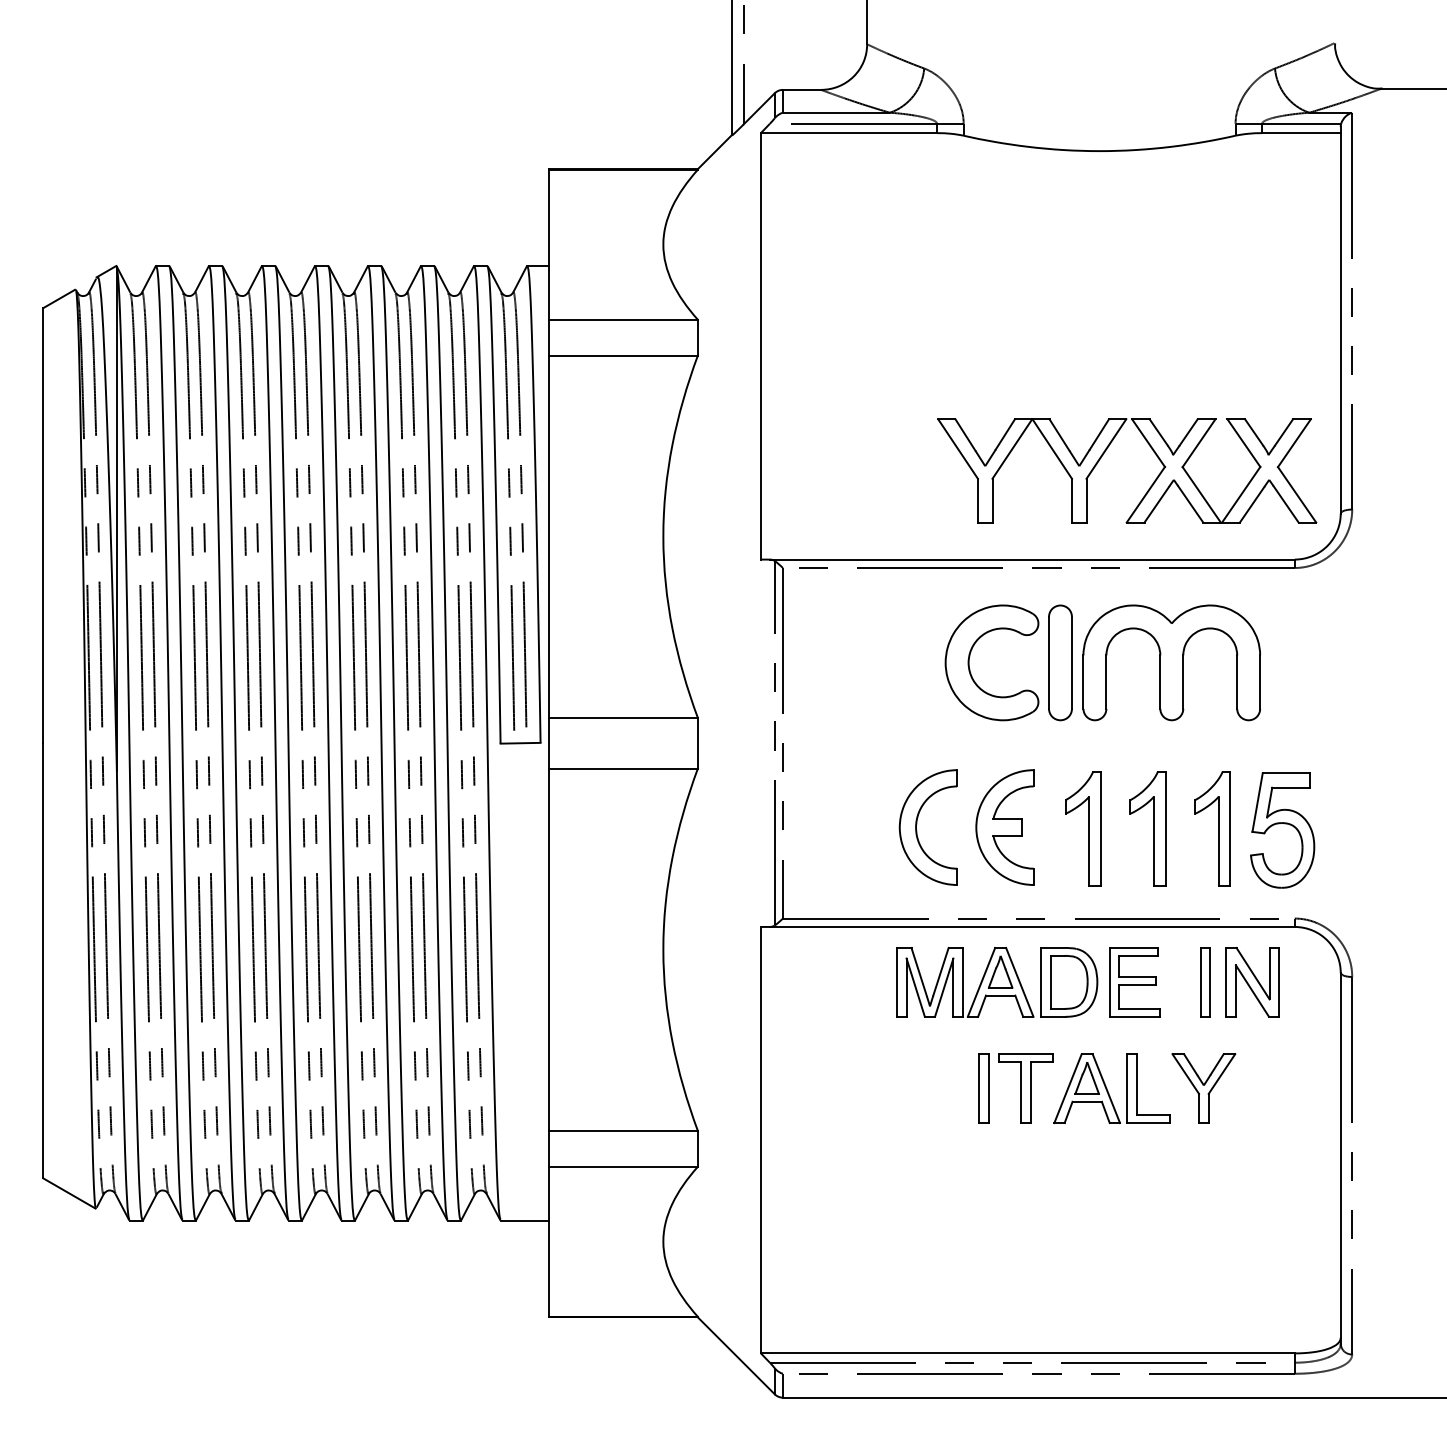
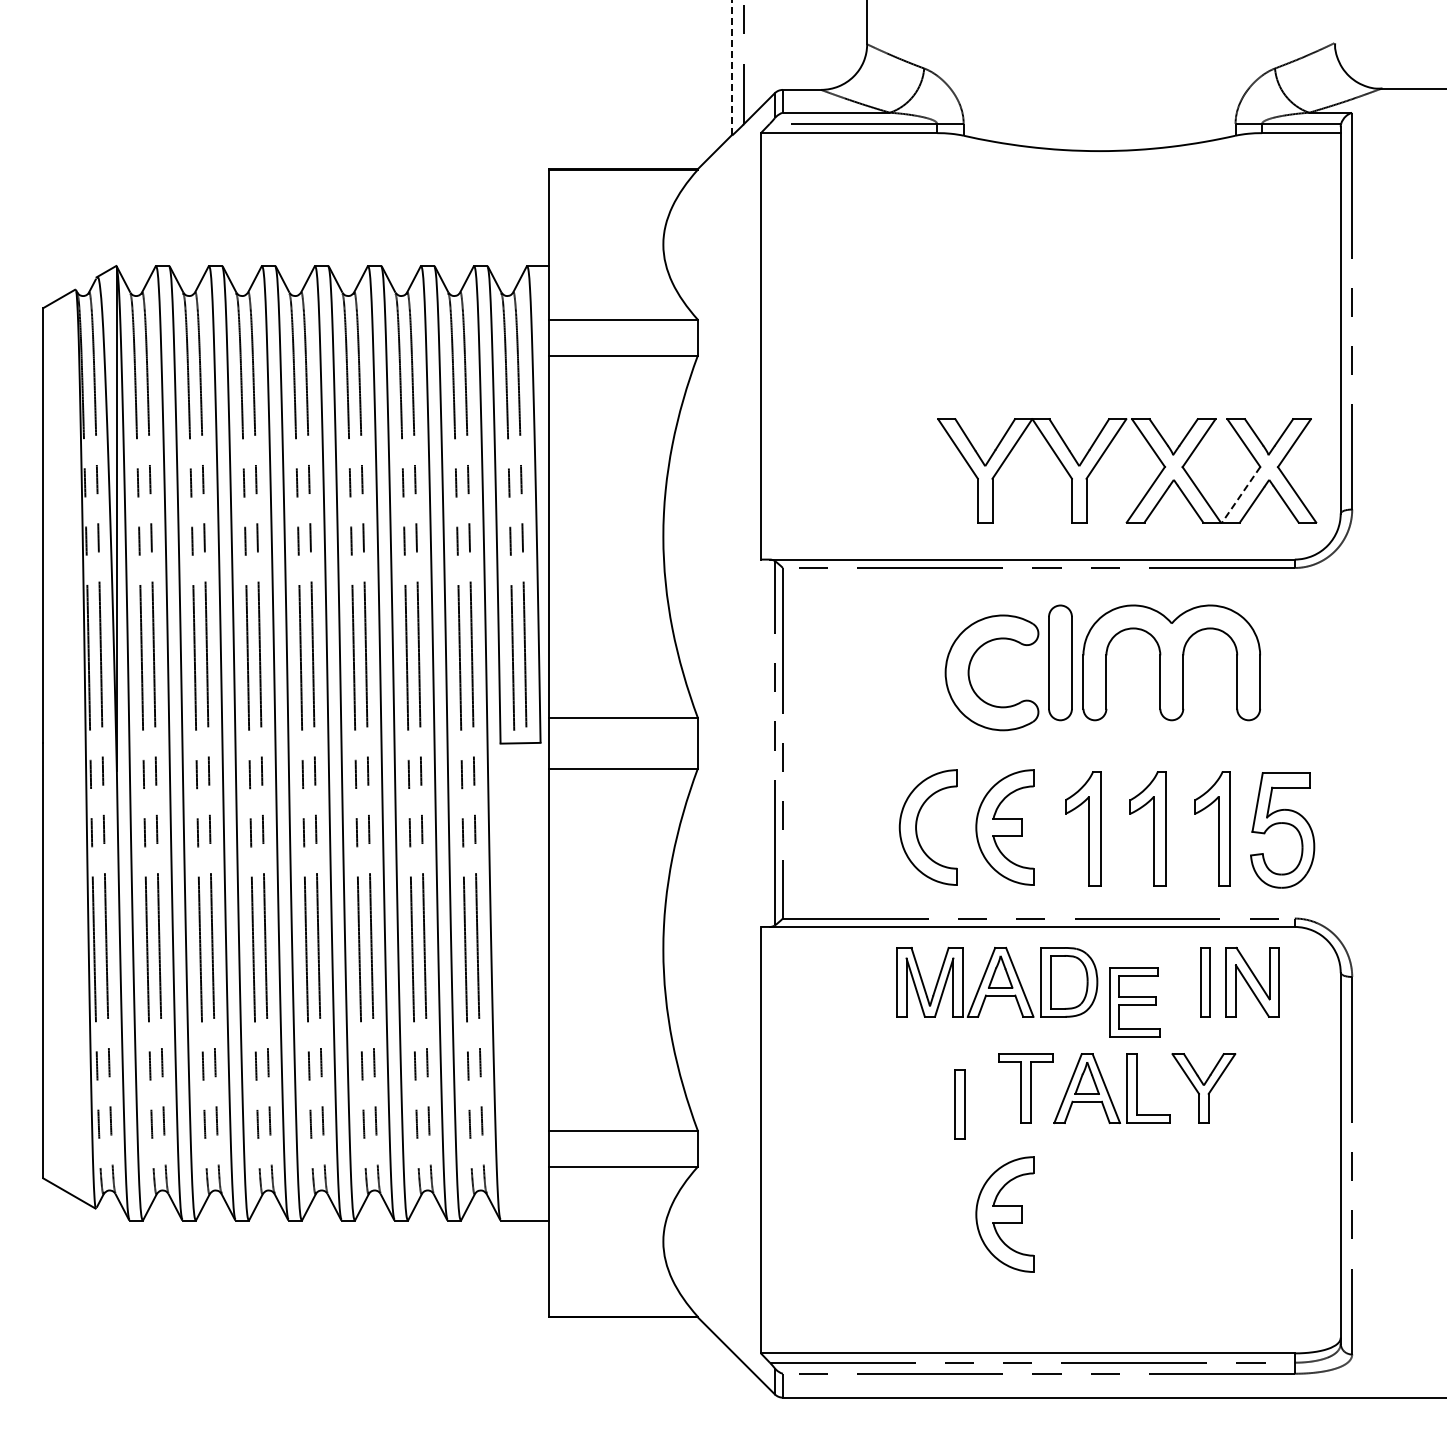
line: solid -> dashed (732, 67)
line: solid -> dashed (1241, 494)
part position: (970, 656) -> (970, 666) (970, 666)
part position: (1134, 982) -> (1134, 1002) (1134, 1002)
part position: (983, 1088) -> (959, 1104) (959, 1104)
part: none -> present (1004, 1214)
